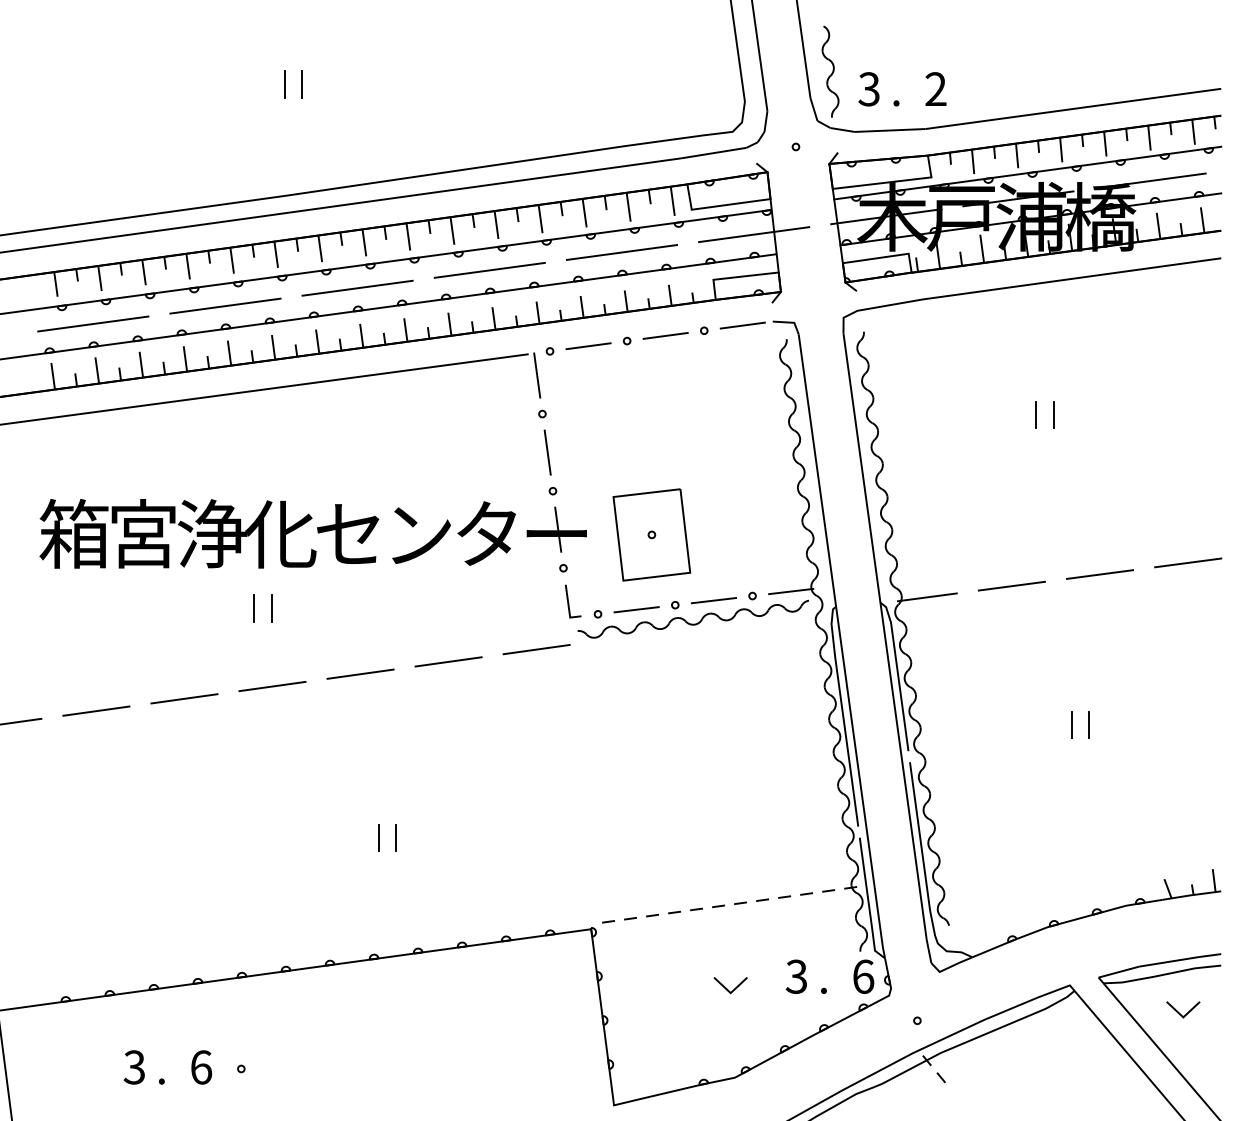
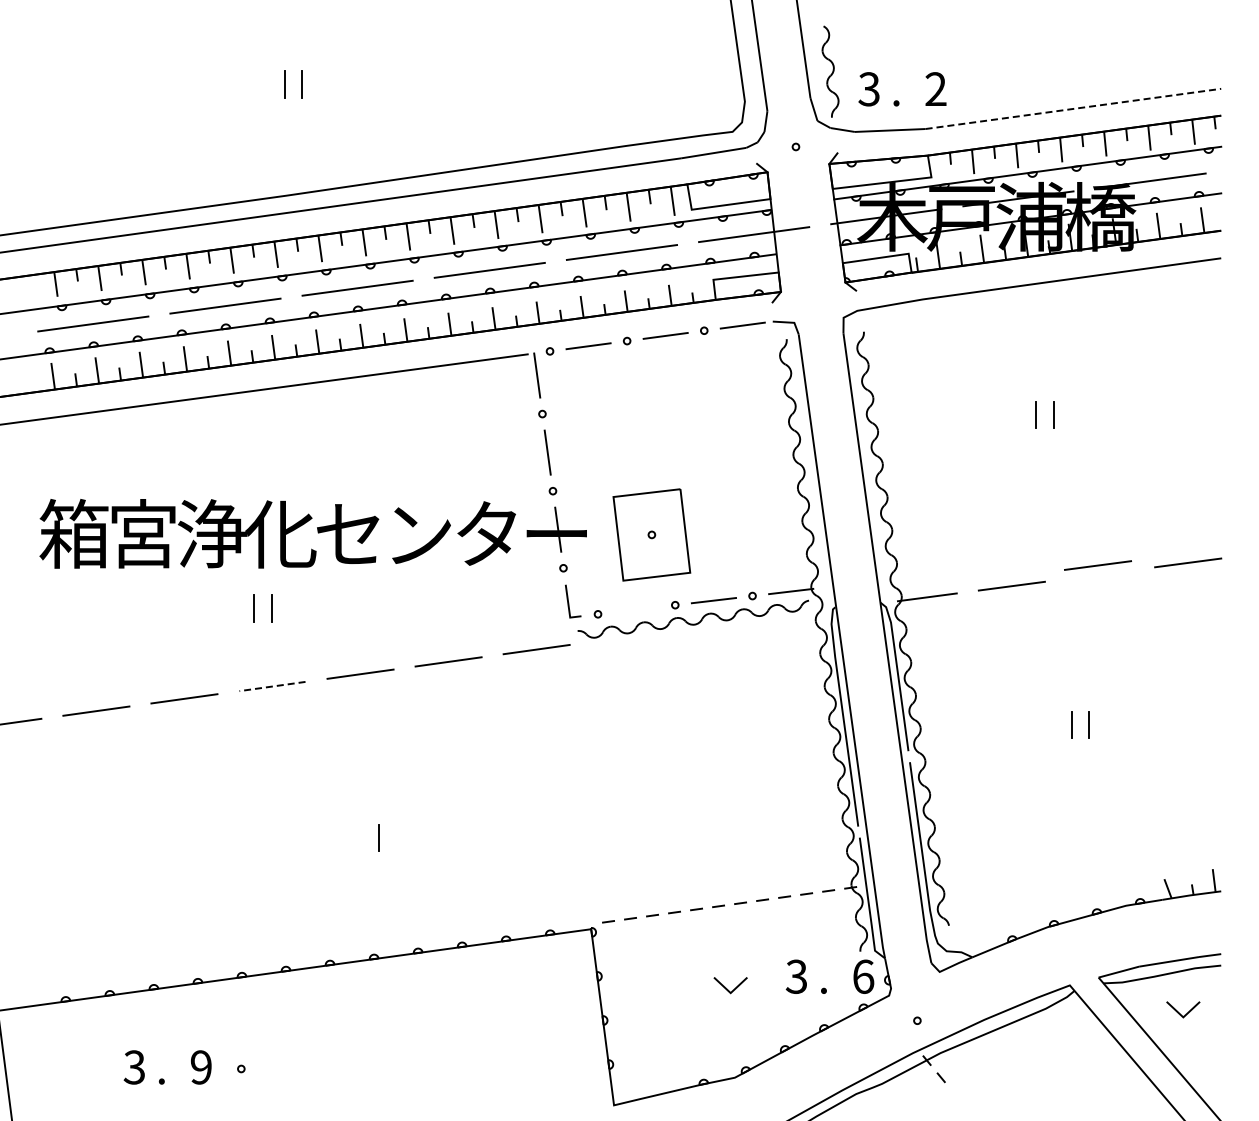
line: solid -> dashed (1073, 108)
line position: (1099, 574) -> (1097, 565) (1097, 565)
line: present -> none (636, 609)
line: solid -> dashed (272, 686)
line: present -> none (396, 837)
text: 6 -> 9 (201, 1067)
